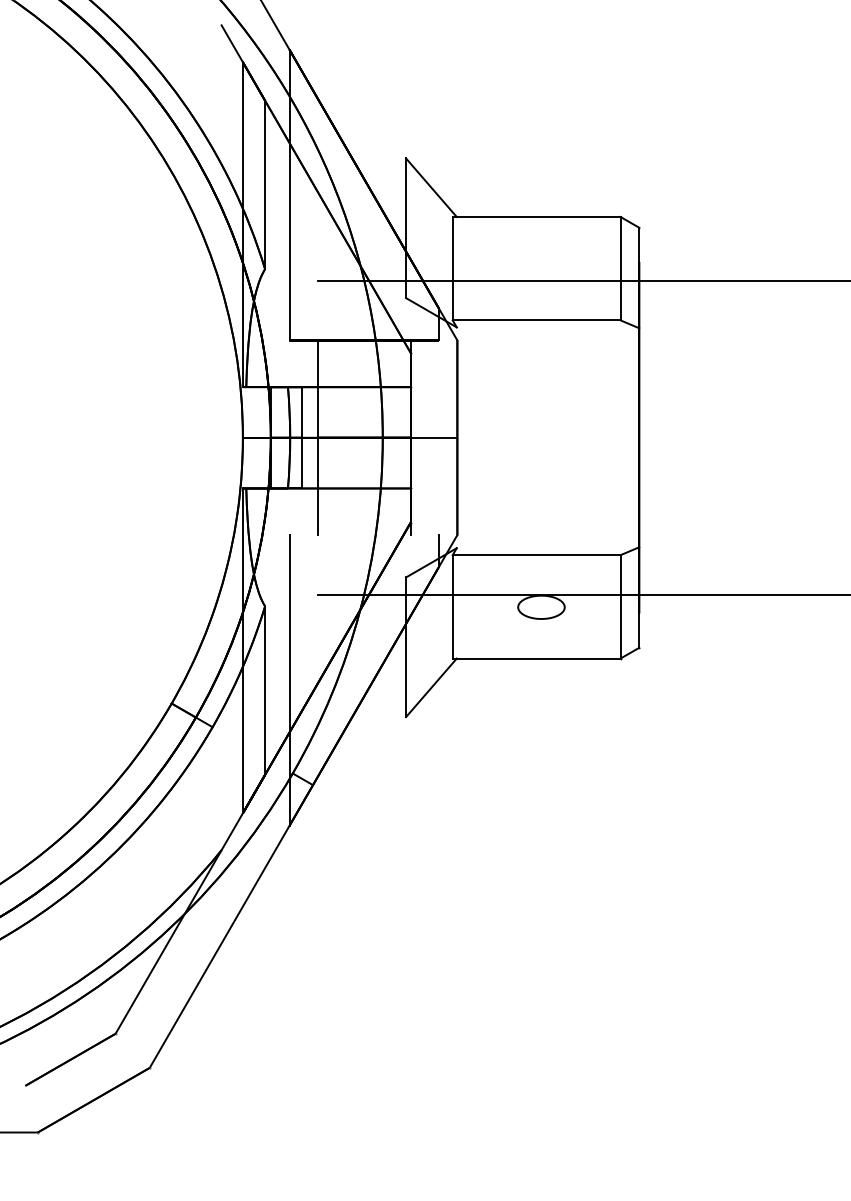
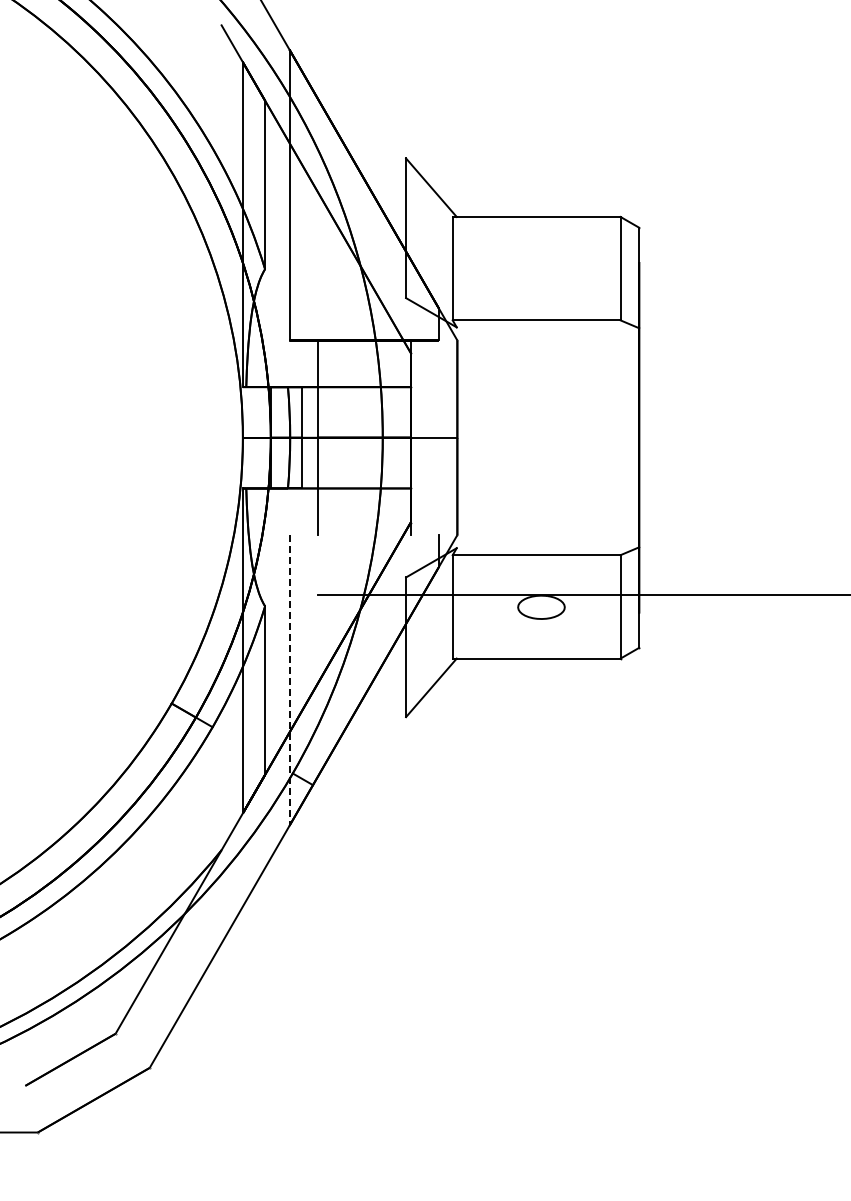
line: present -> none (582, 280)
line: solid -> dashed (289, 680)
